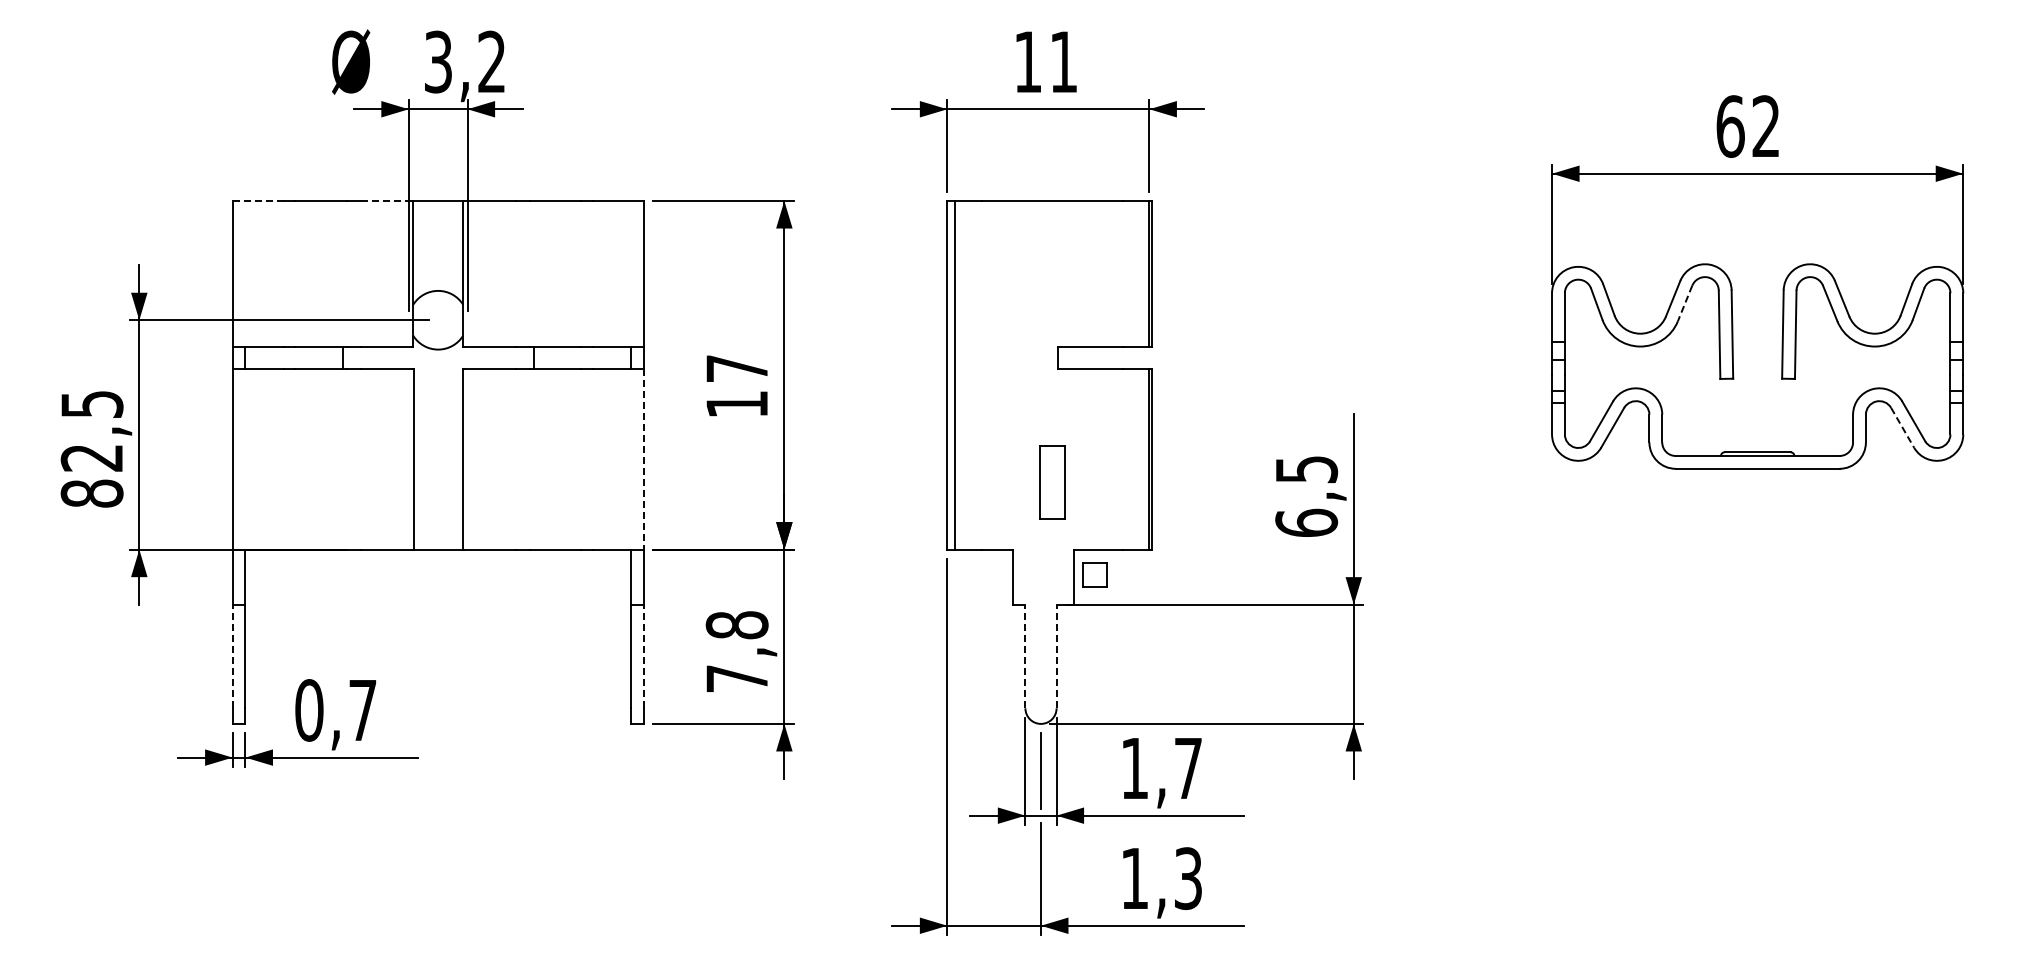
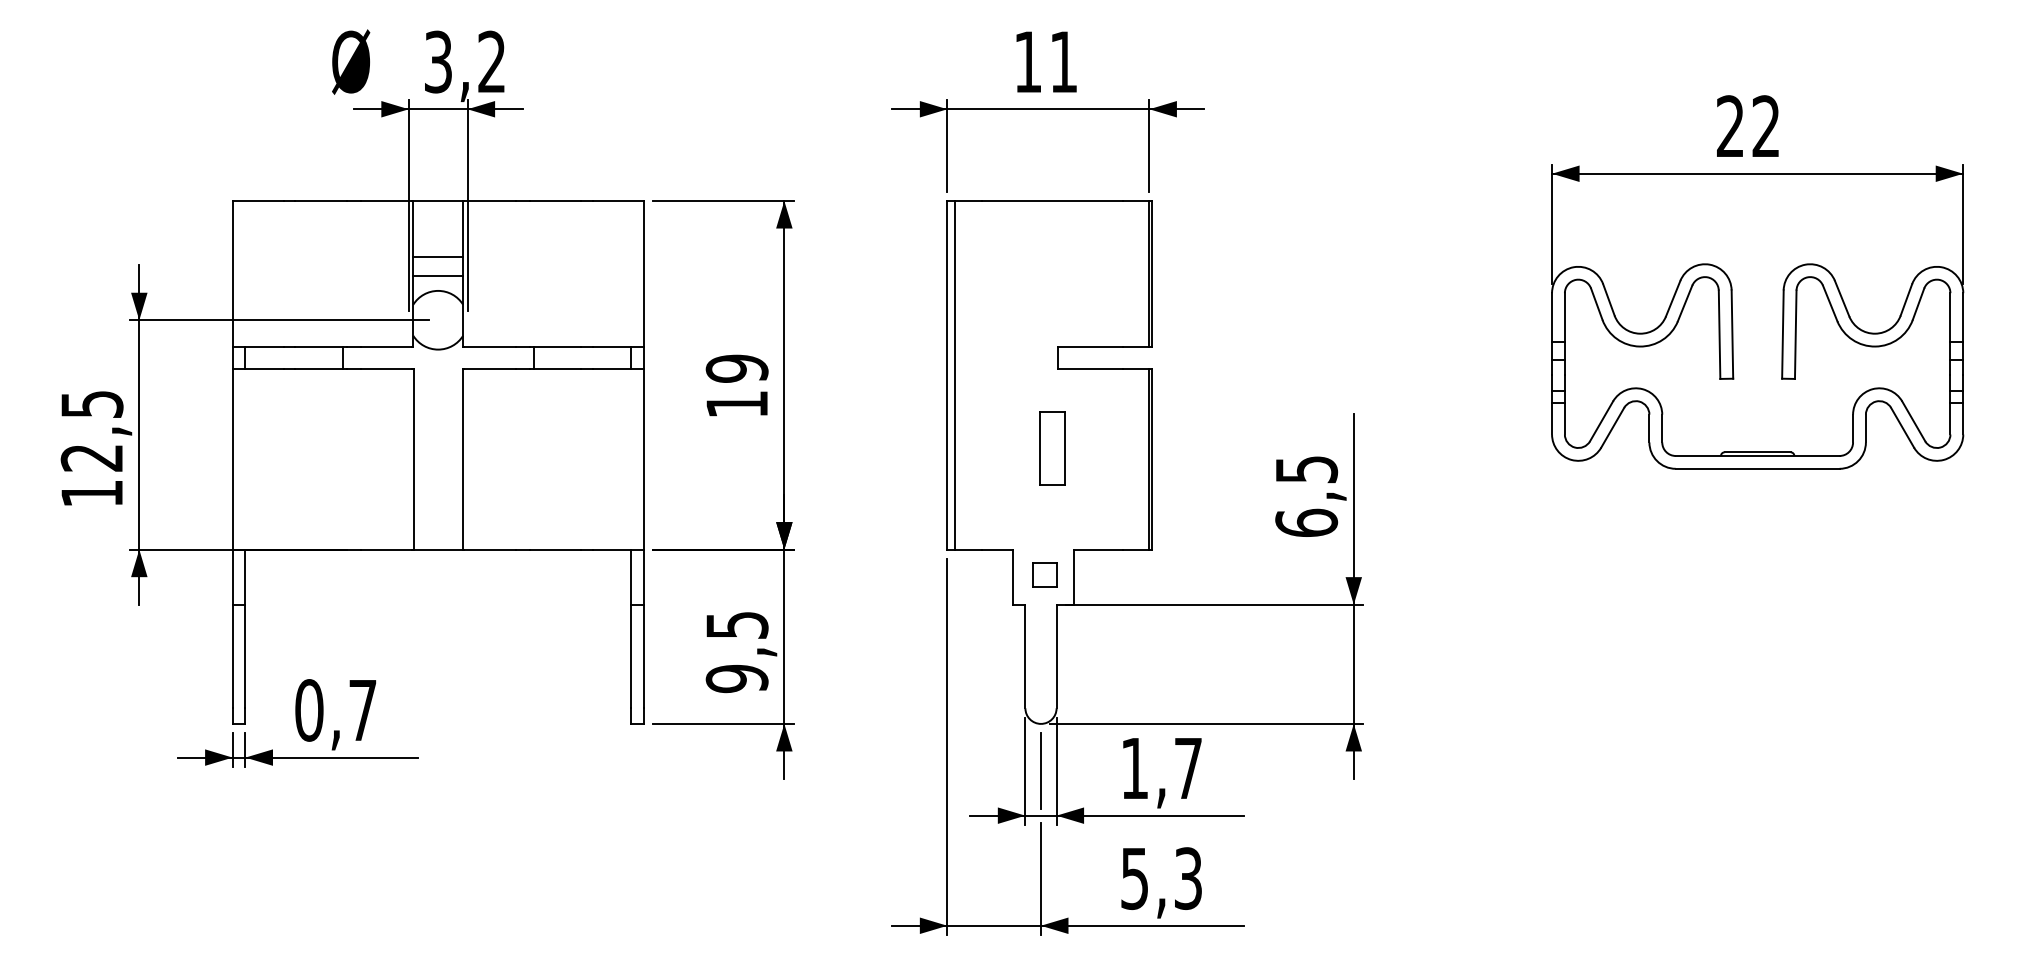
text: 62 -> 22 (1730, 126)
line: dashed -> solid (258, 200)
line: dashed -> solid (386, 200)
line: none -> present (438, 257)
line: none -> present (438, 276)
line: dashed -> solid (1684, 303)
text: 17 -> 19 (736, 368)
line: dashed -> solid (1902, 427)
line: dashed -> solid (643, 459)
part position: (1052, 482) -> (1052, 448) (1052, 448)
text: 82,5 -> 12,5 (91, 493)
part position: (1094, 574) -> (1044, 574) (1044, 574)
text: 7,8 -> 9,5 (736, 652)
line: dashed -> solid (232, 656)
line: dashed -> solid (643, 656)
line: dashed -> solid (1025, 656)
line: dashed -> solid (1056, 656)
text: 1,3 -> 5,3 (1134, 879)
